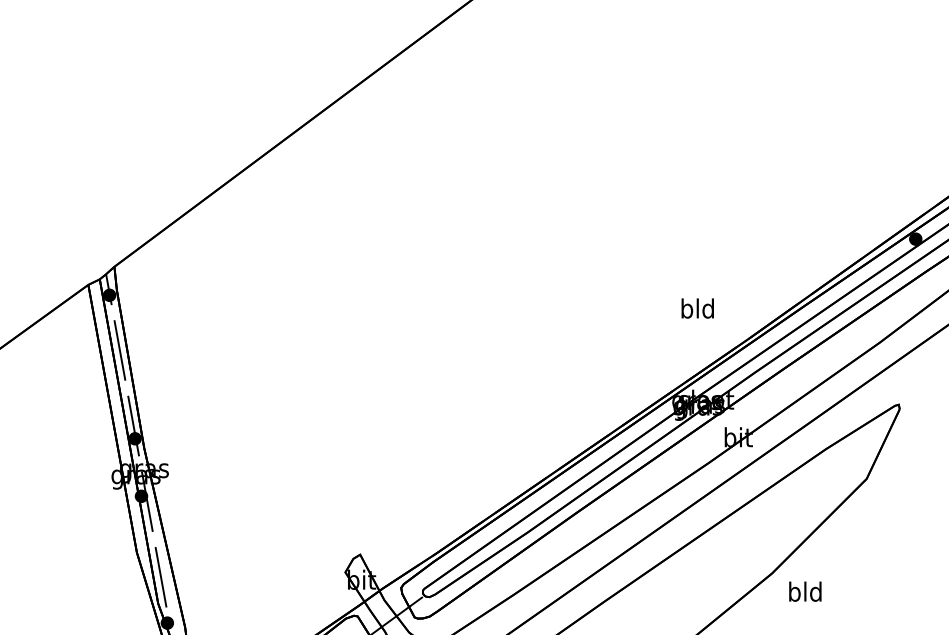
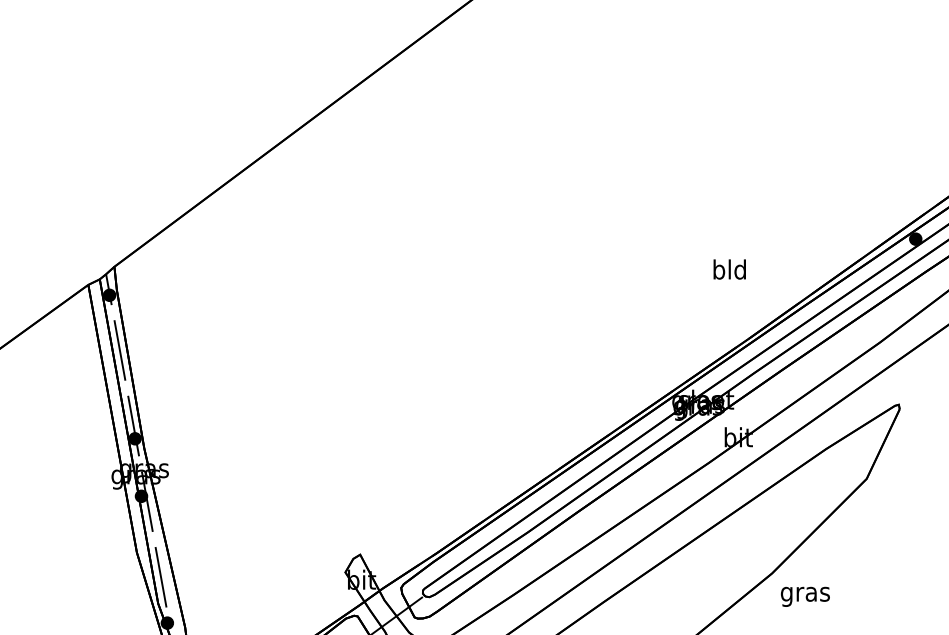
text position: (697, 308) -> (729, 269) (729, 269)
text: bld -> gras (804, 593)
